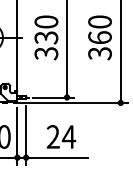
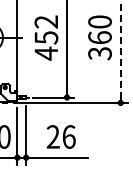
text: 330 -> 452 (46, 37)
line: solid -> dashed (120, 49)
text: 24 -> 26 (68, 136)
